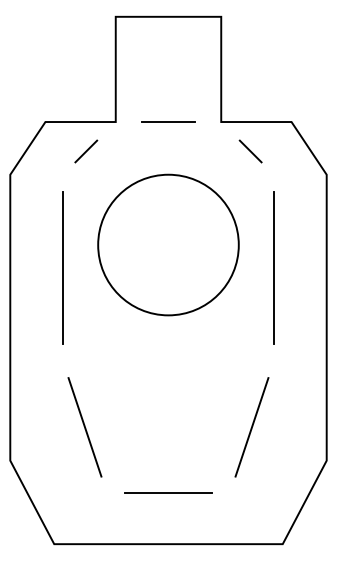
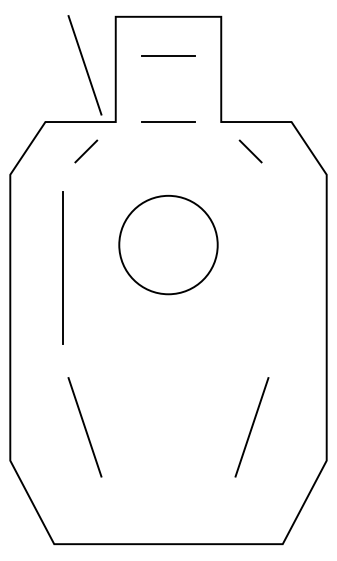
line: none -> present (168, 55)
line: none -> present (84, 65)
circle diameter: 141 px -> 98 px (168, 244)
line: present -> none (273, 267)
line: present -> none (168, 493)
